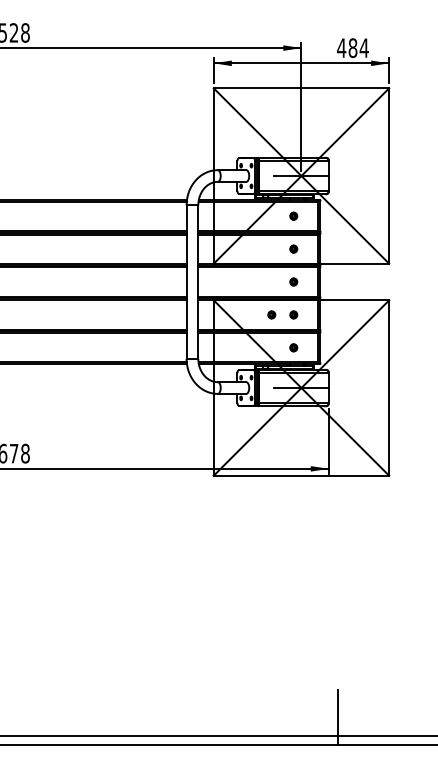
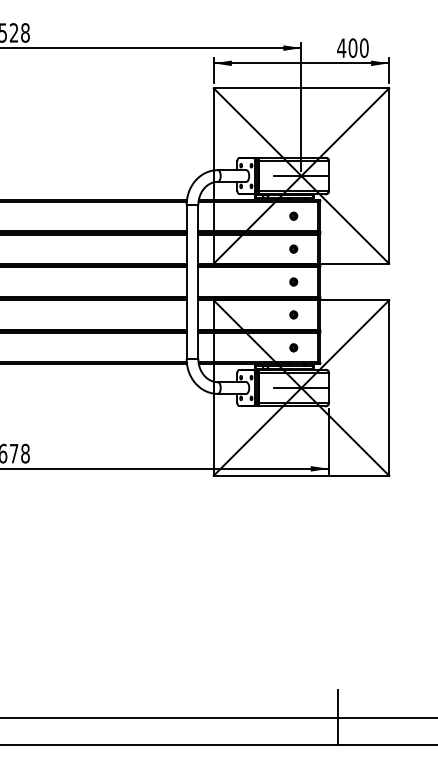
text: 484 -> 400 (358, 47)
part: present -> none (271, 314)
line position: (218, 735) -> (218, 717) (218, 717)
